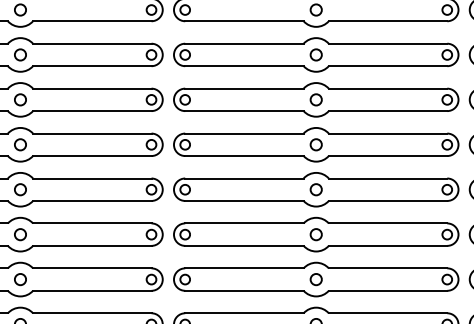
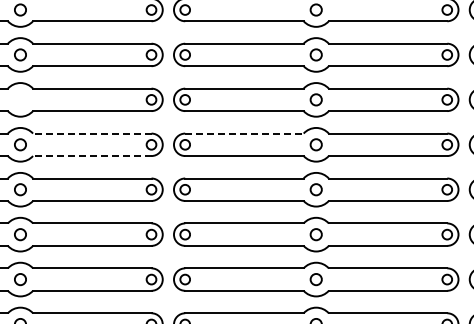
circle: present -> none (20, 99)
line: solid -> dashed (91, 133)
line: solid -> dashed (244, 133)
line: solid -> dashed (91, 156)
